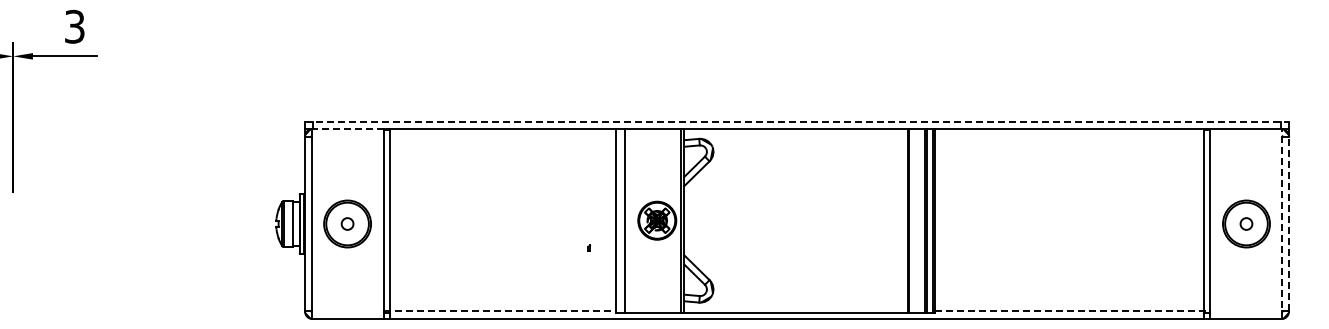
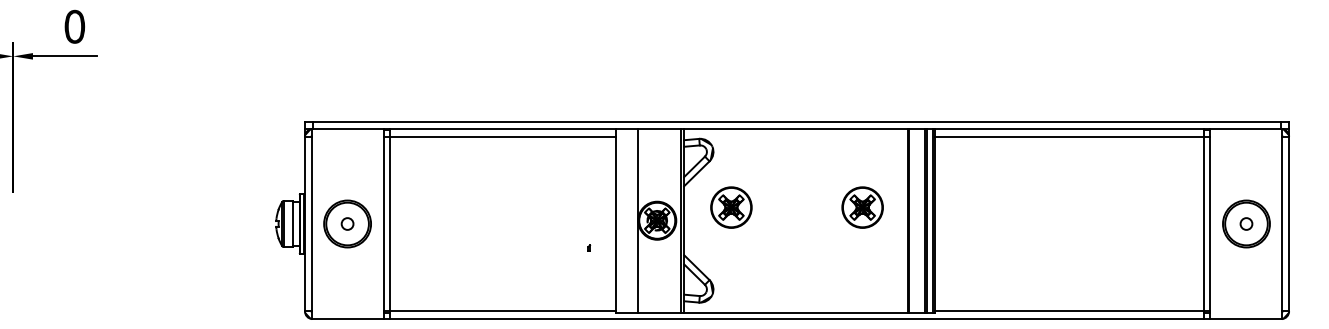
text: 3 -> 0 (74, 26)
line: dashed -> solid (797, 122)
line: dashed -> solid (347, 128)
line: none -> present (499, 136)
line: none -> present (1072, 136)
part: none -> present (731, 207)
part: none -> present (862, 207)
line: dashed -> solid (1289, 219)
line position: (625, 220) -> (638, 220) (638, 220)
line: dashed -> solid (1281, 223)
line: dashed -> solid (500, 311)
line: dashed -> solid (1072, 311)
